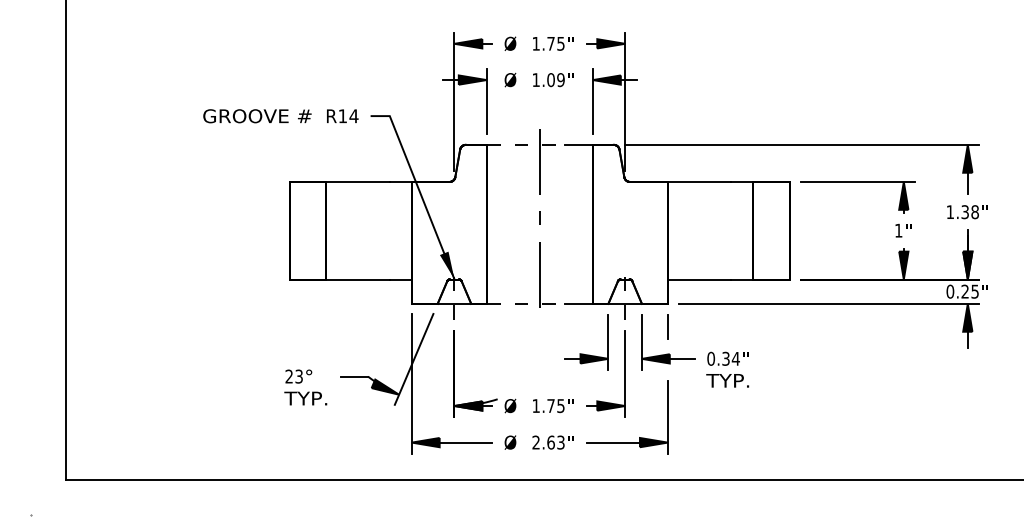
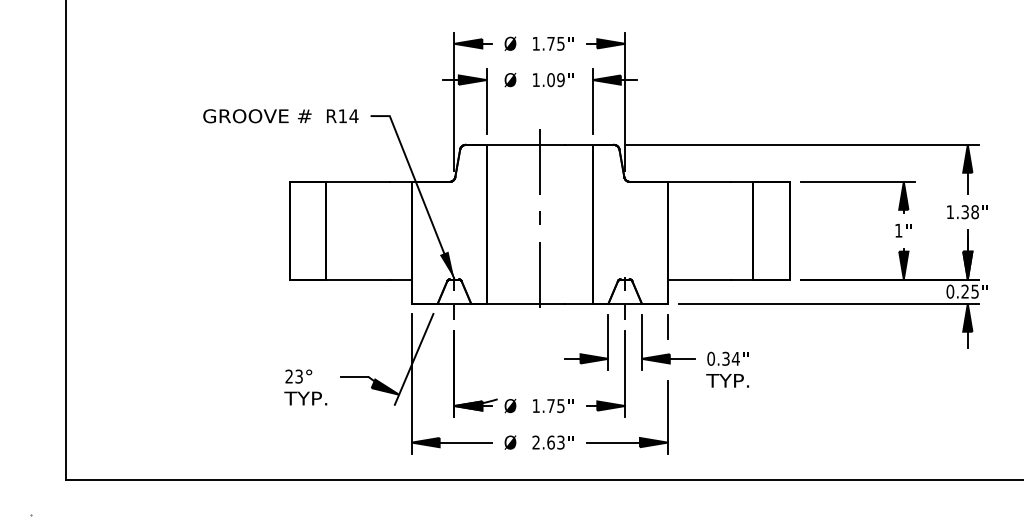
line: dashed -> solid (526, 144)
line: dashed -> solid (526, 303)
